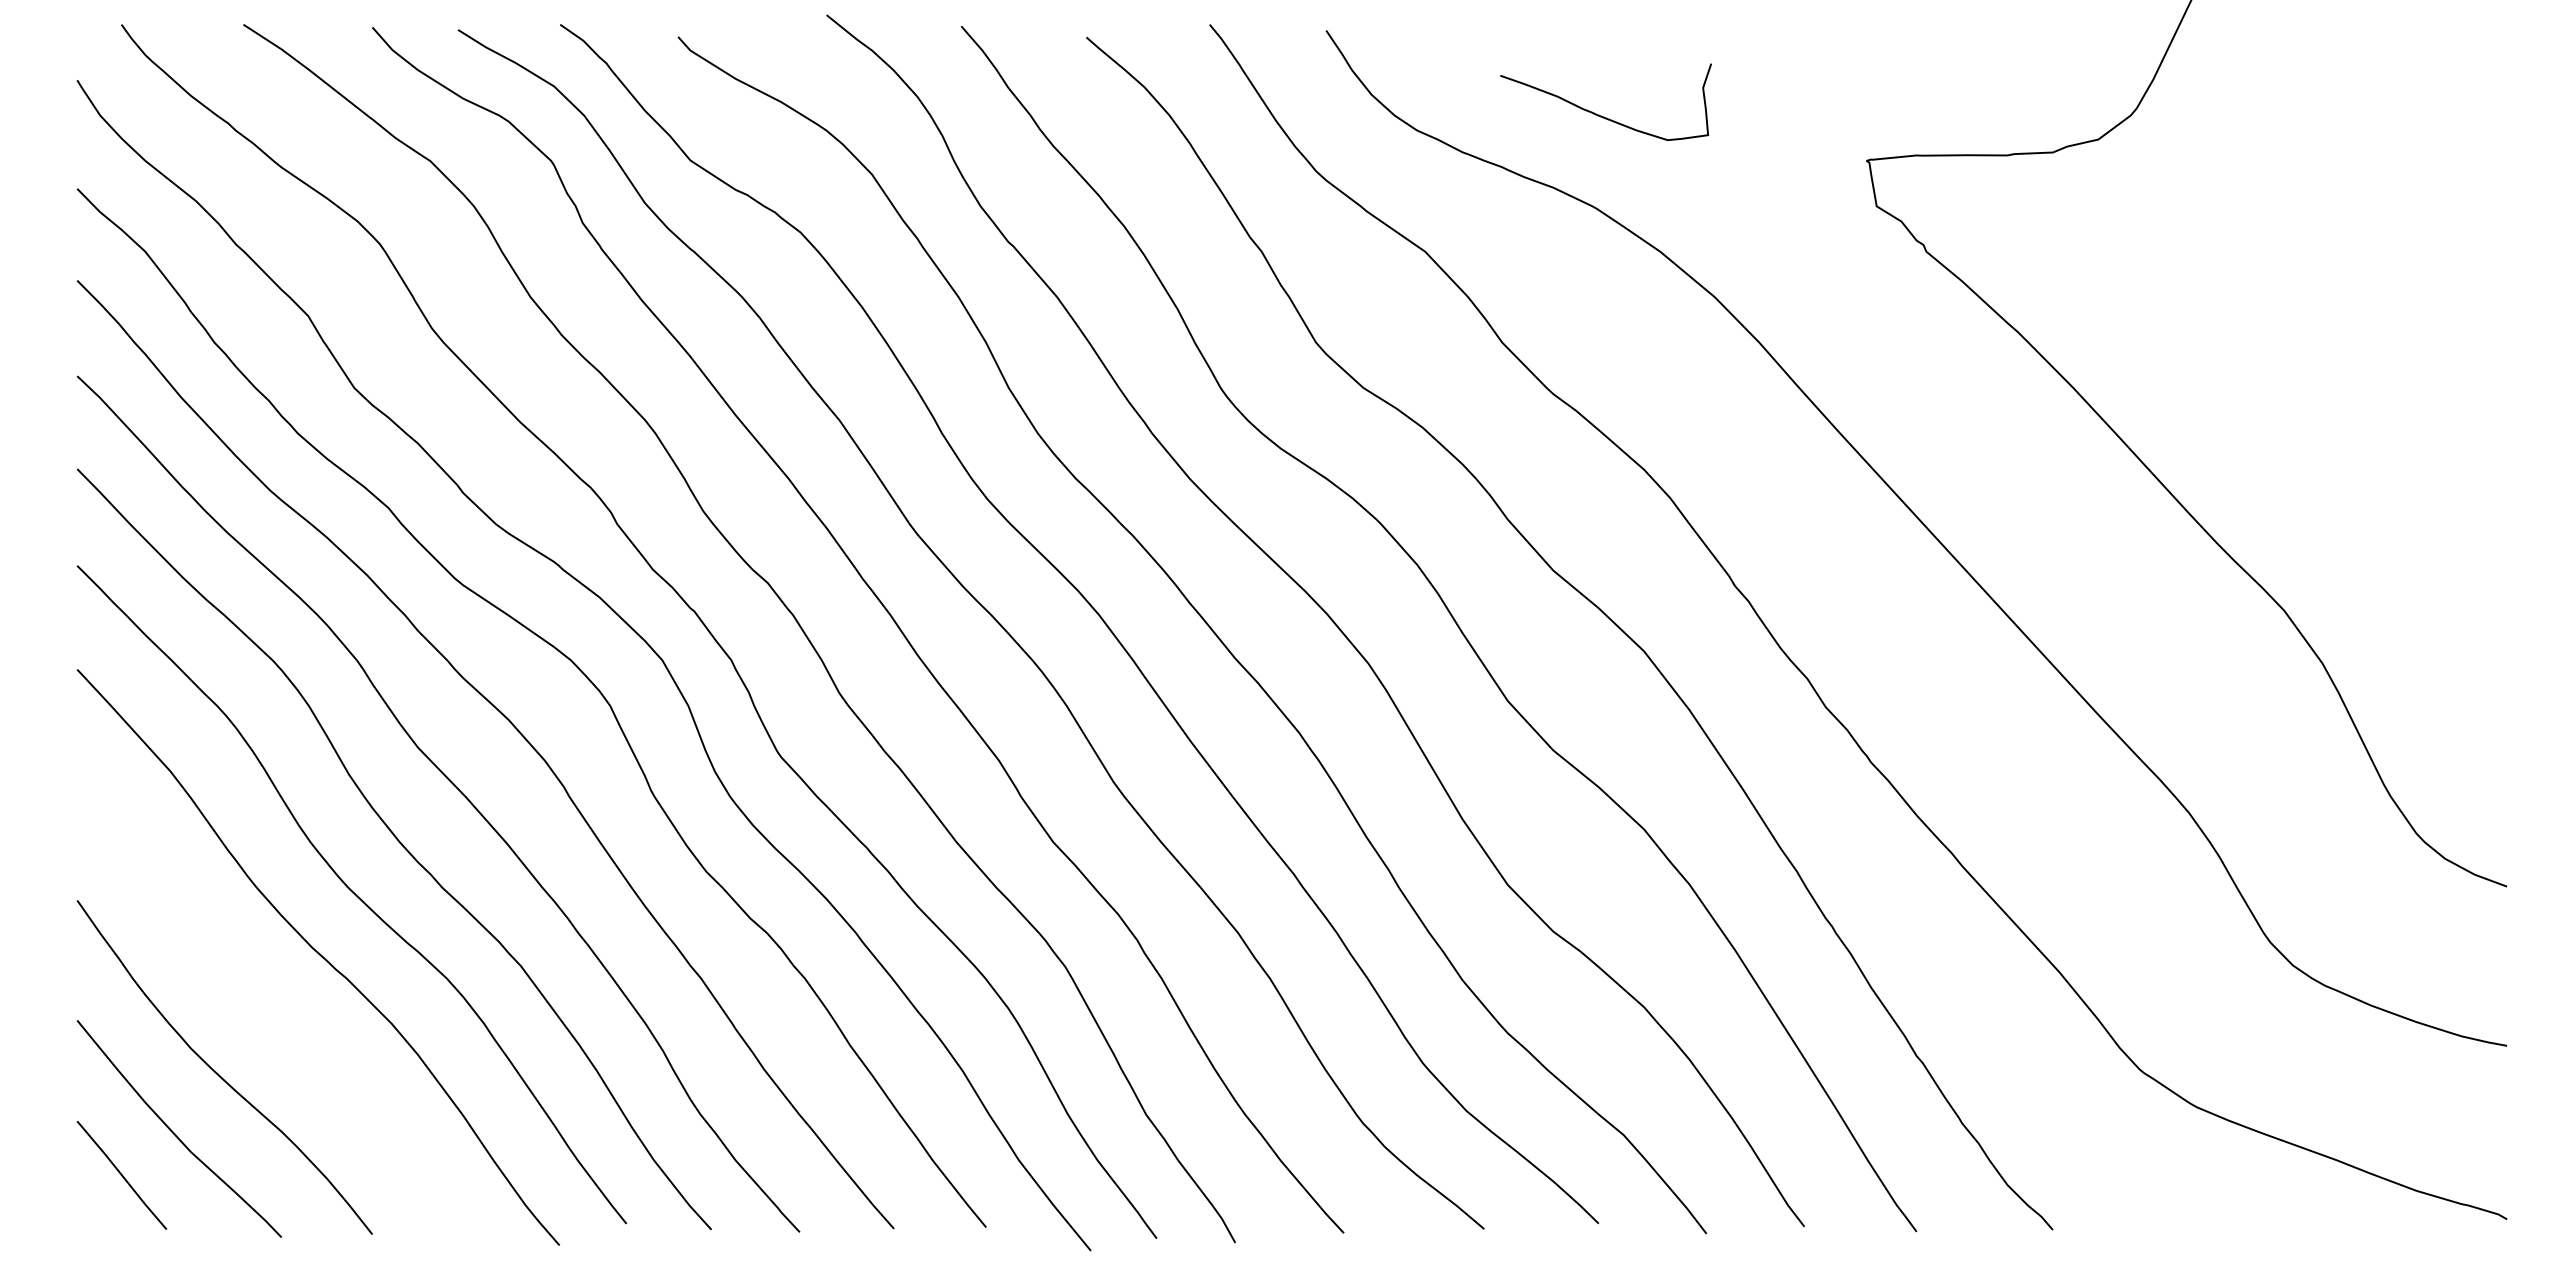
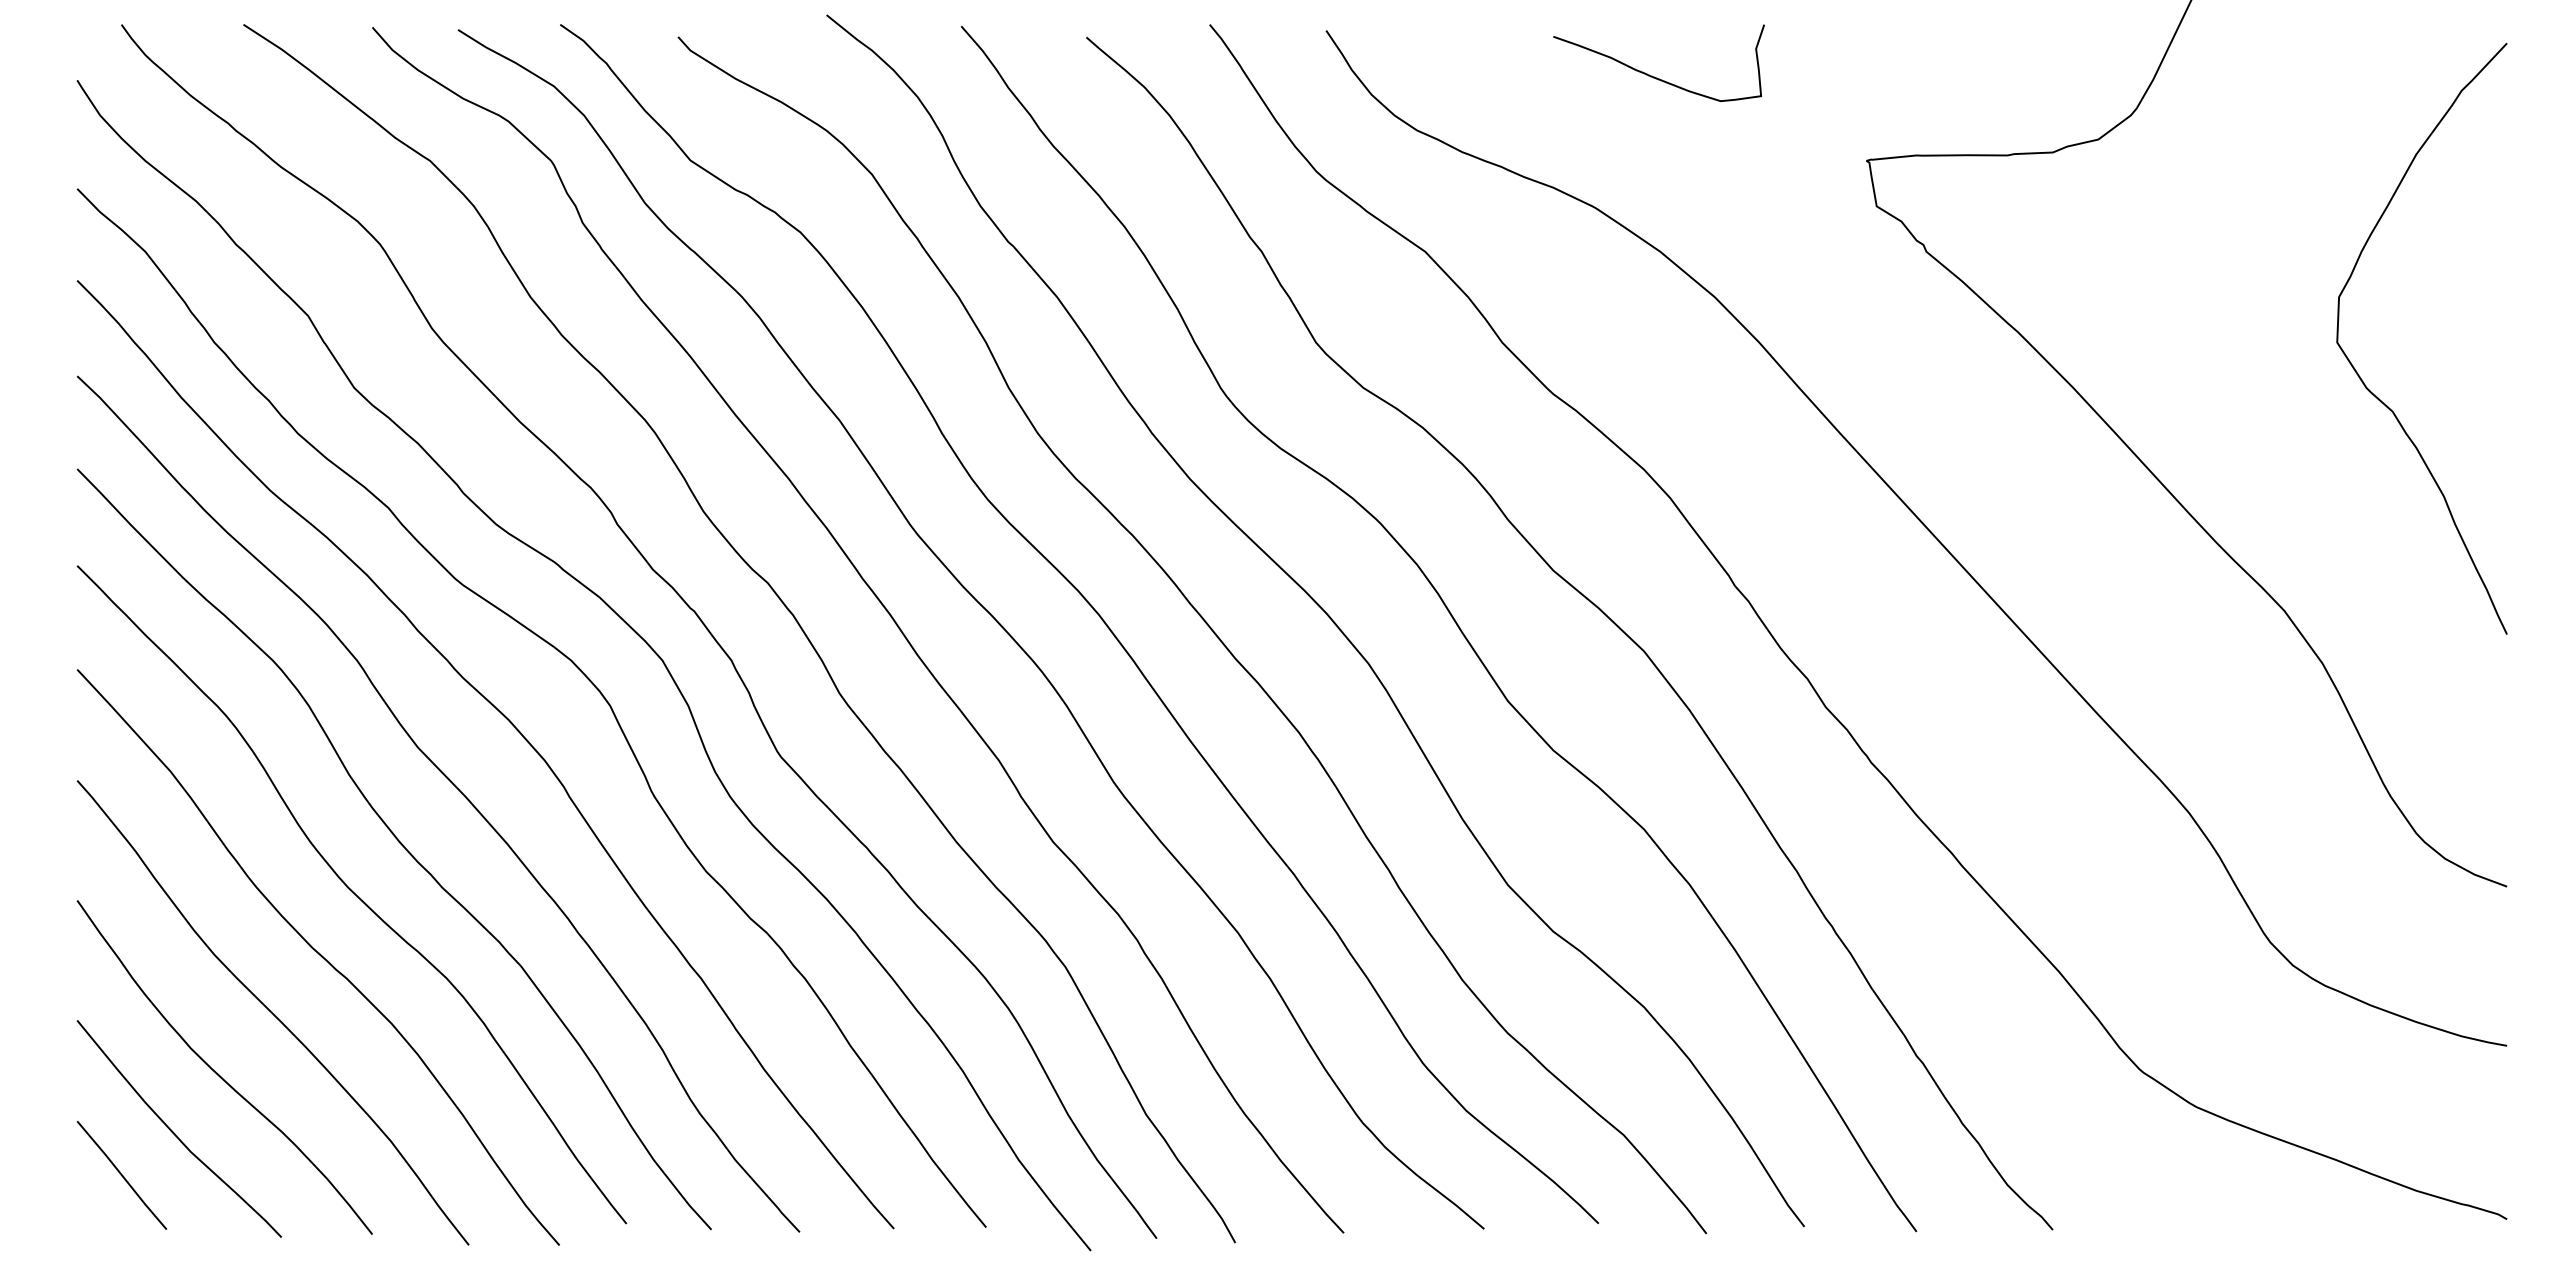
curve position: (1599, 114) -> (1652, 75) (1652, 75)
curve: none -> present (2362, 379)
curve: none -> present (272, 1012)
